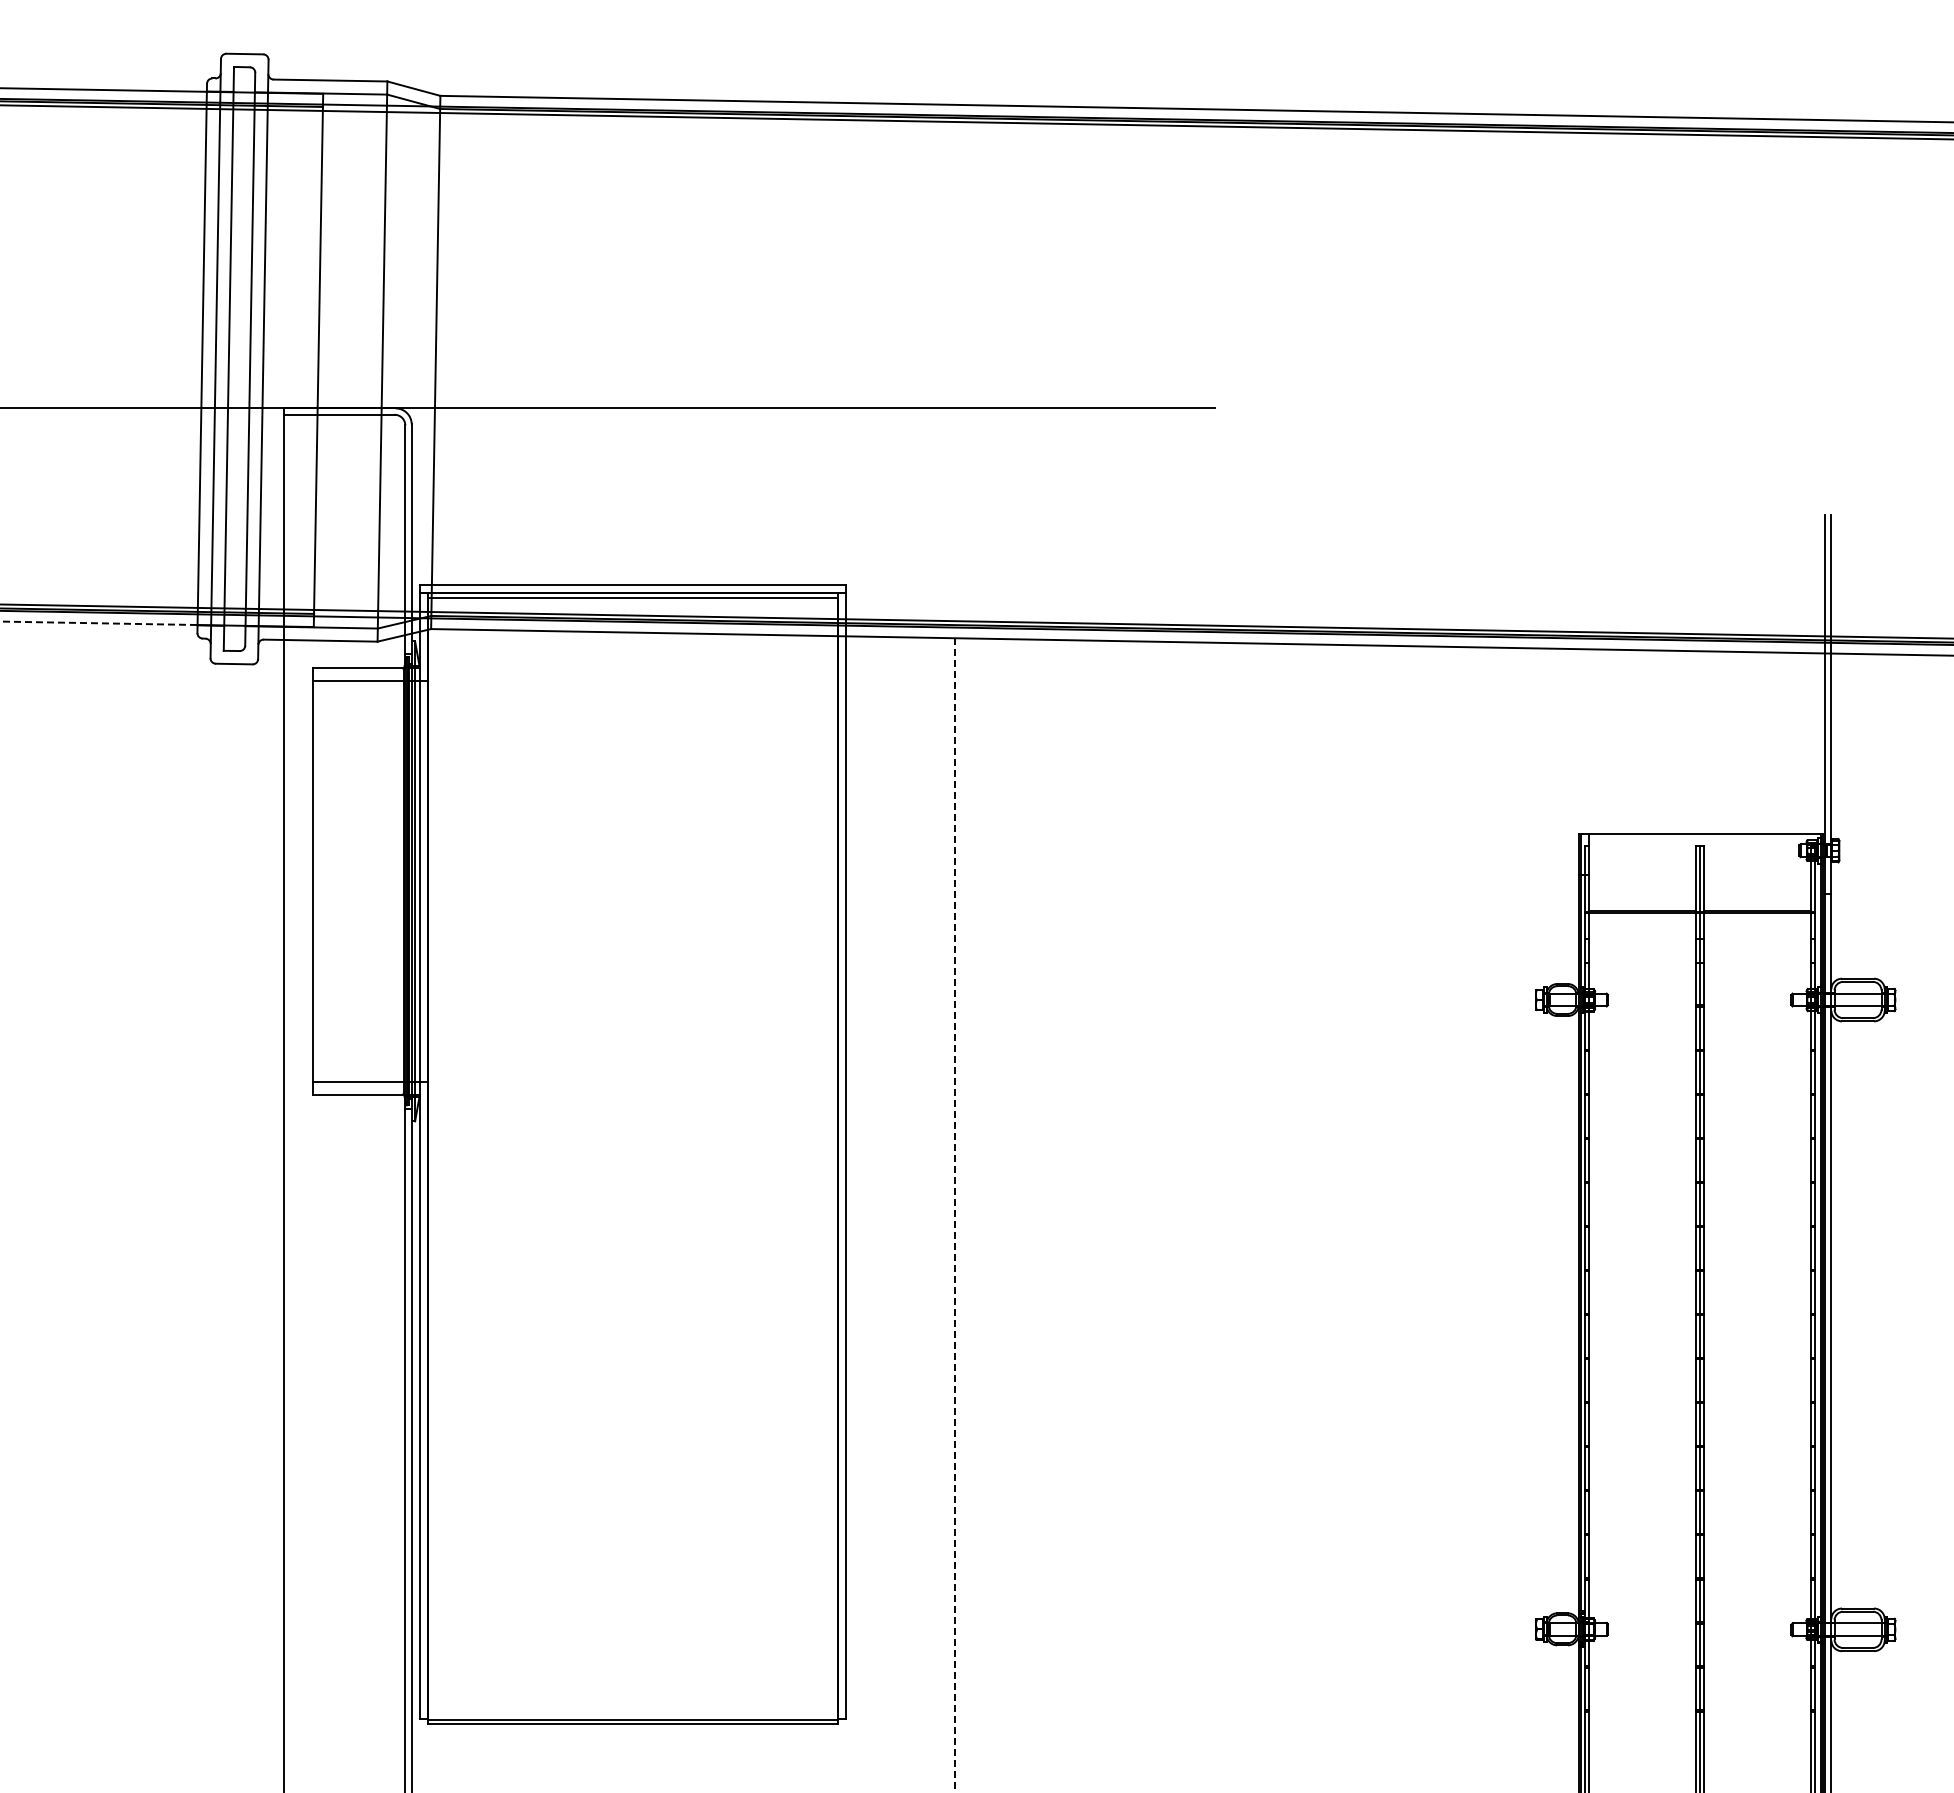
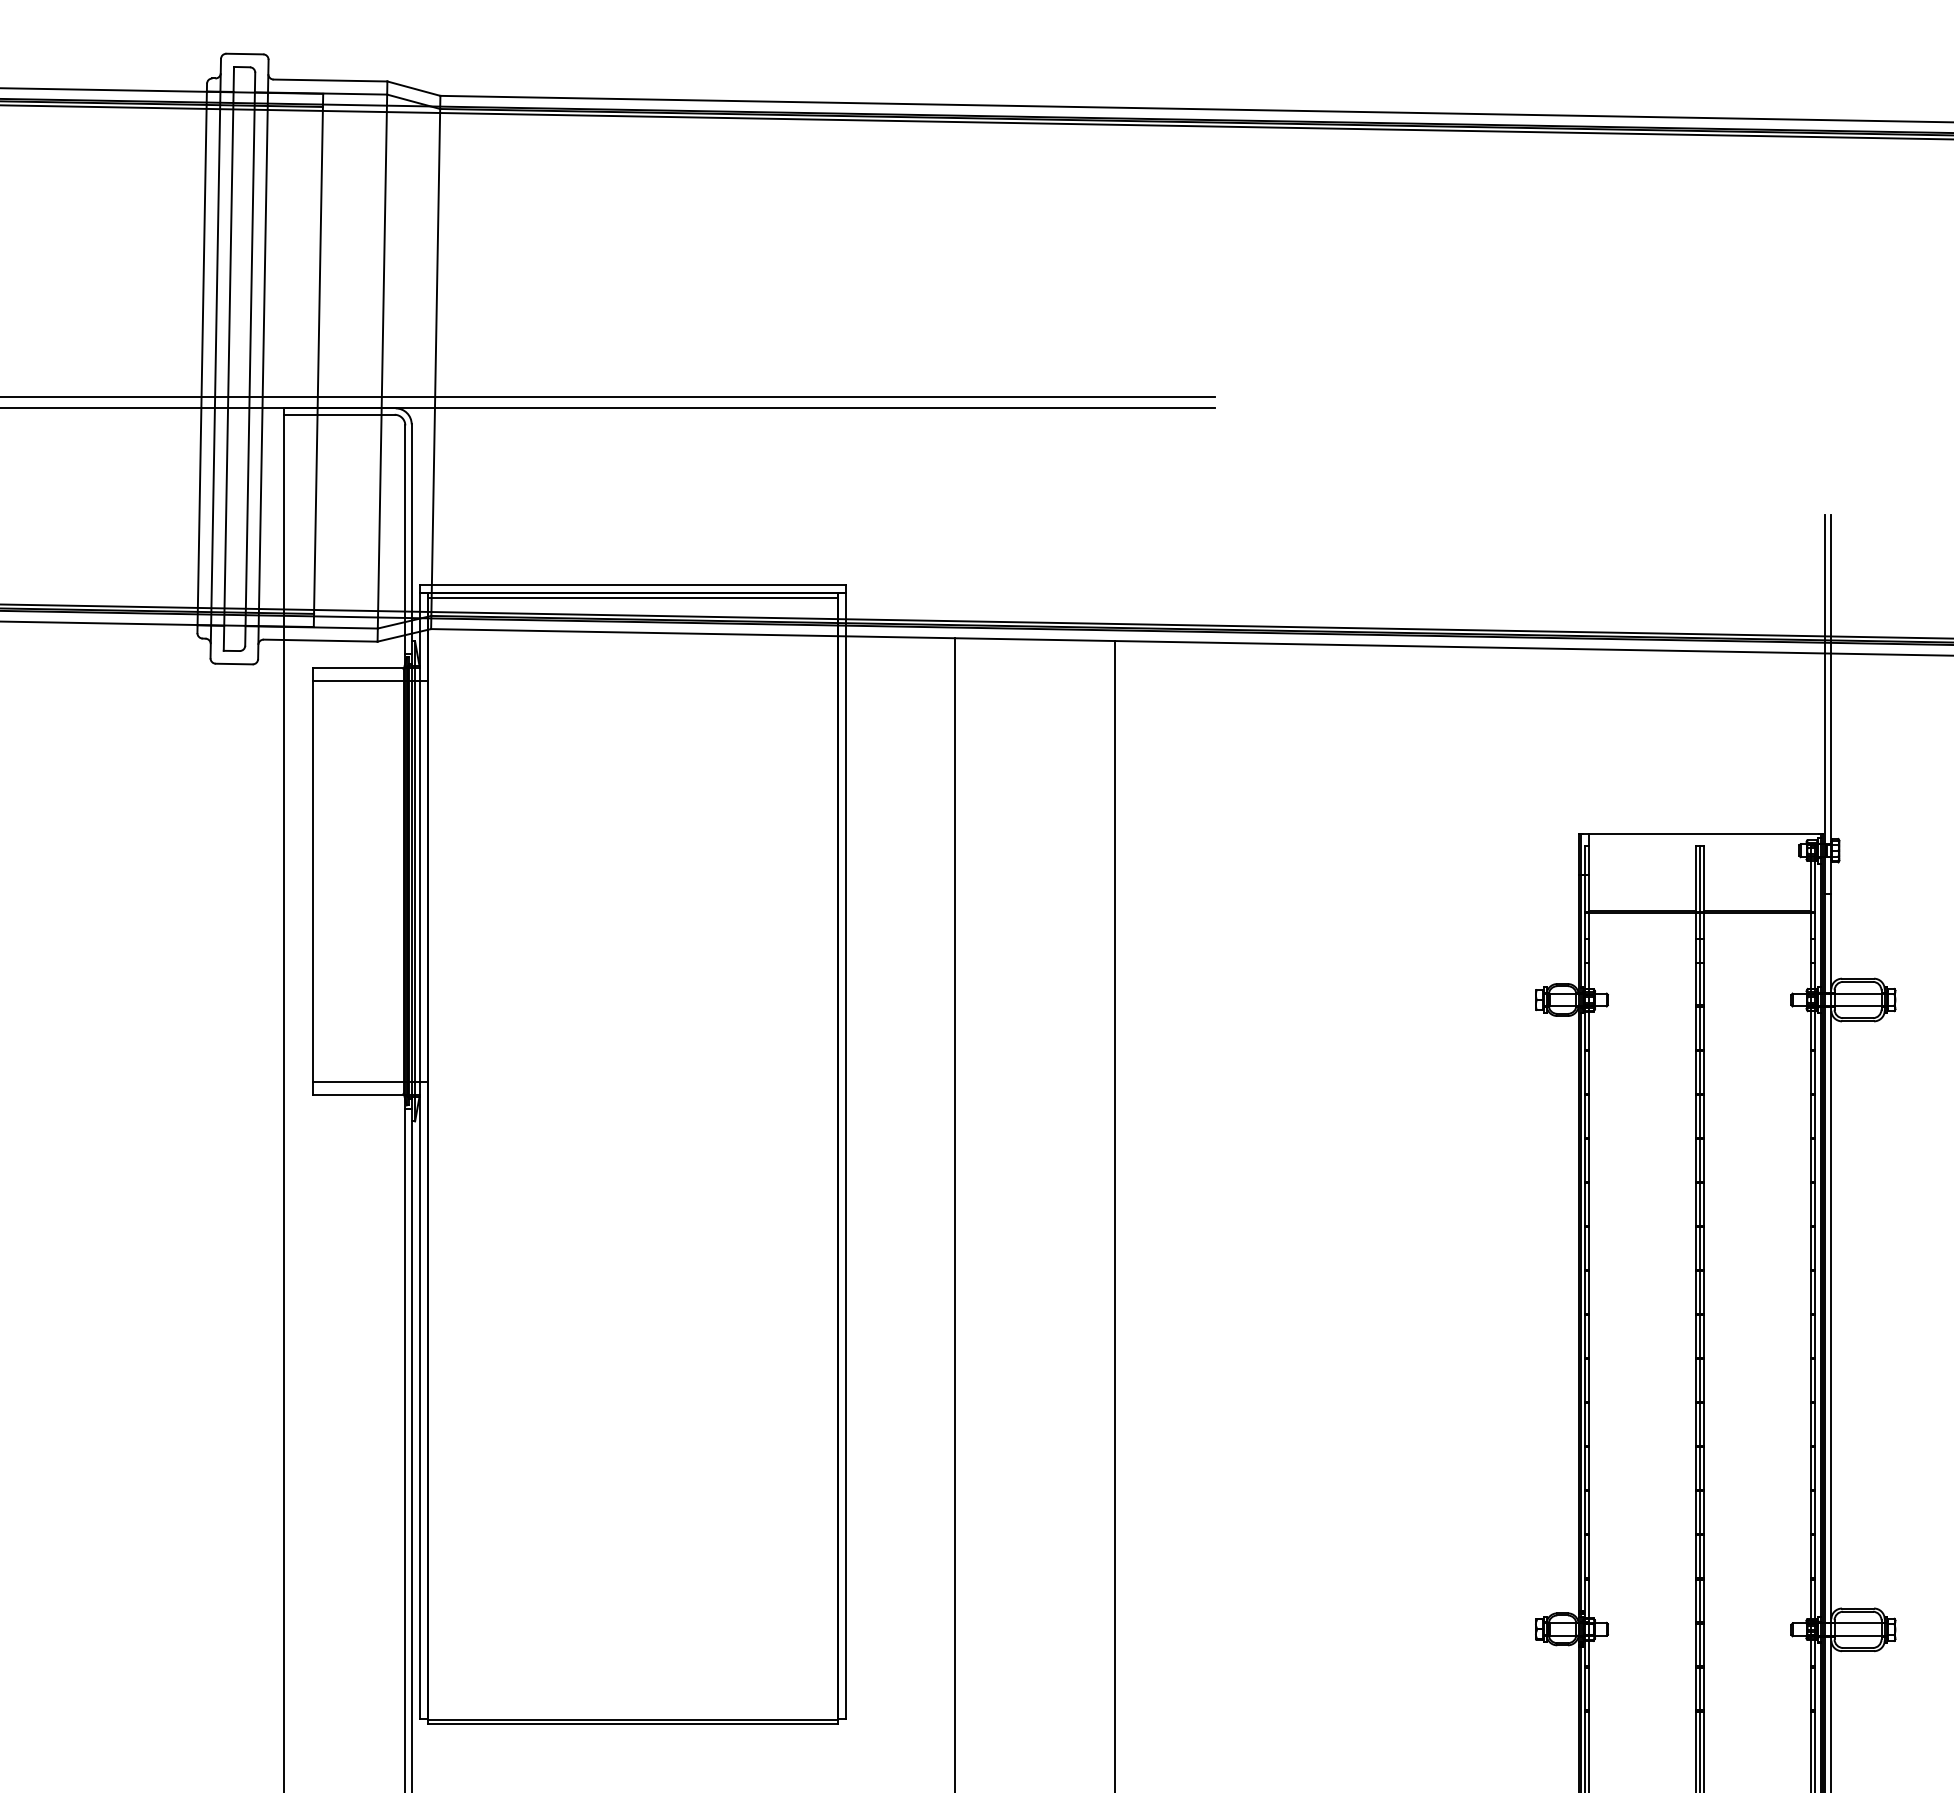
line: none -> present (608, 396)
line: dashed -> solid (99, 623)
line: none -> present (1114, 1215)
line: dashed -> solid (954, 1216)
